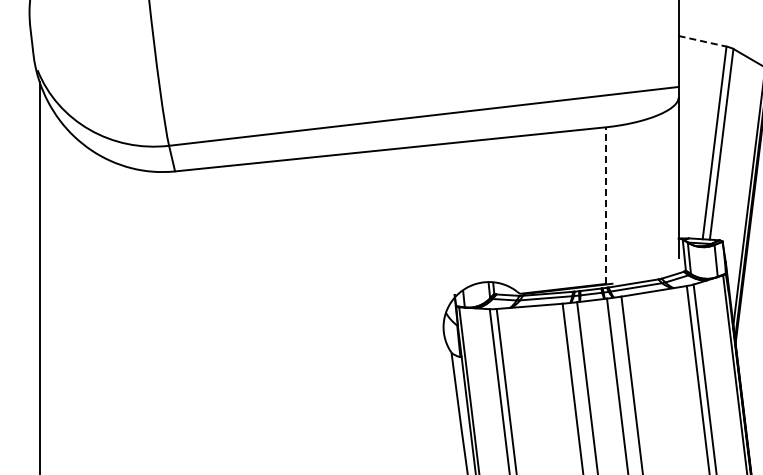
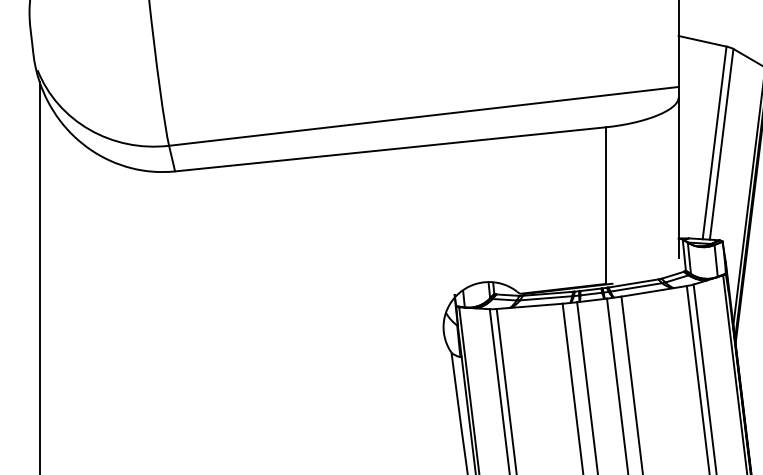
line: dashed -> solid (702, 41)
line: dashed -> solid (605, 205)
